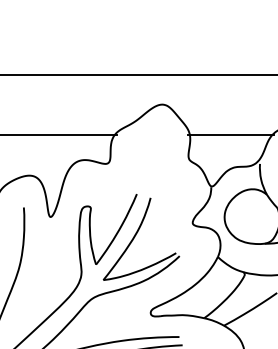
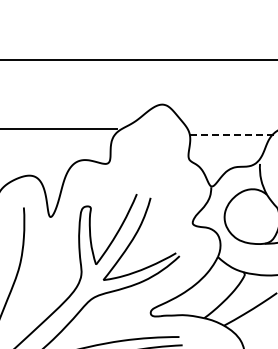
line position: (138, 74) -> (138, 59) (138, 59)
line position: (59, 134) -> (59, 128) (59, 128)
line: solid -> dashed (231, 134)
